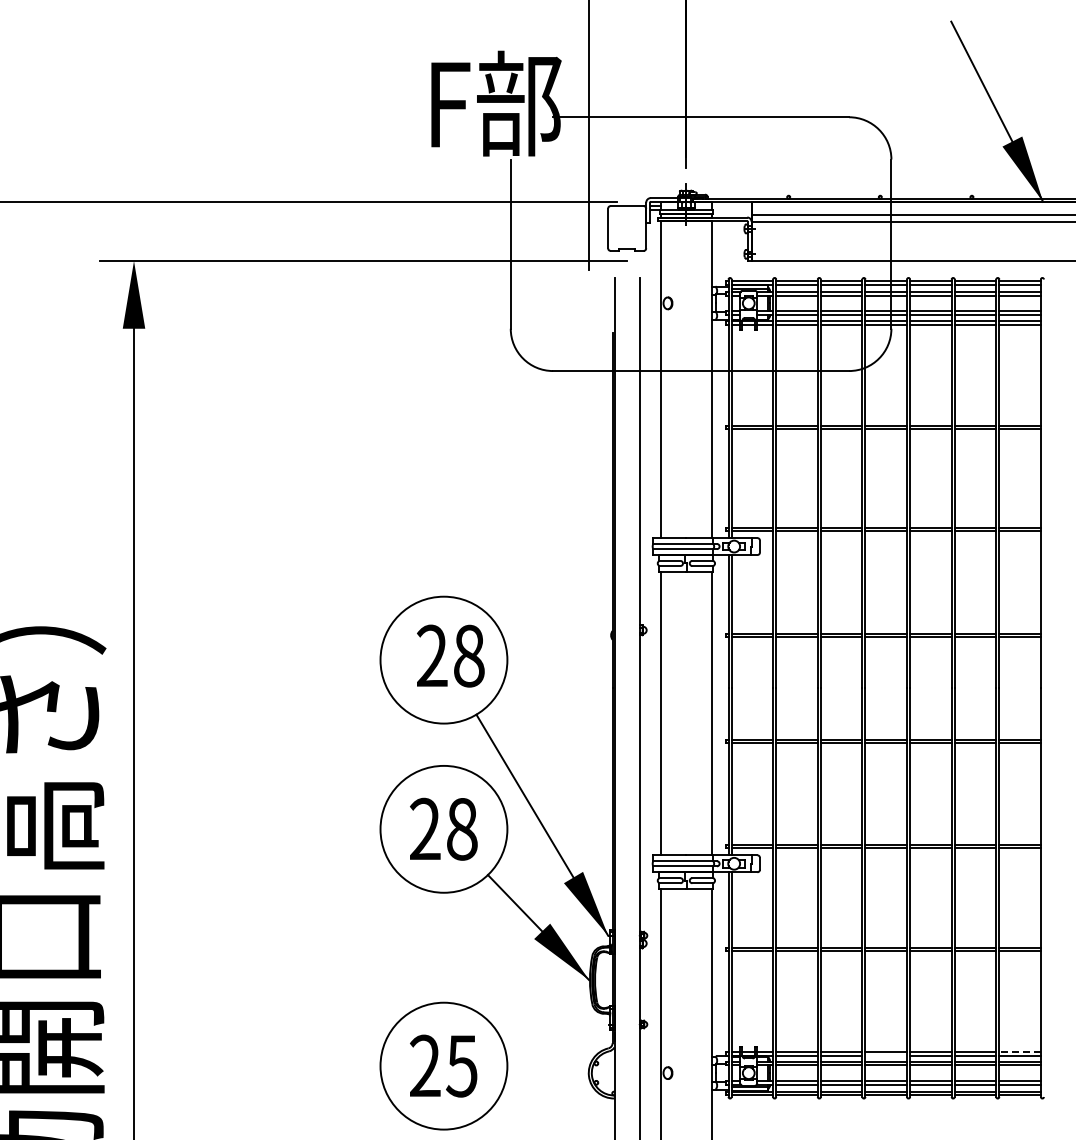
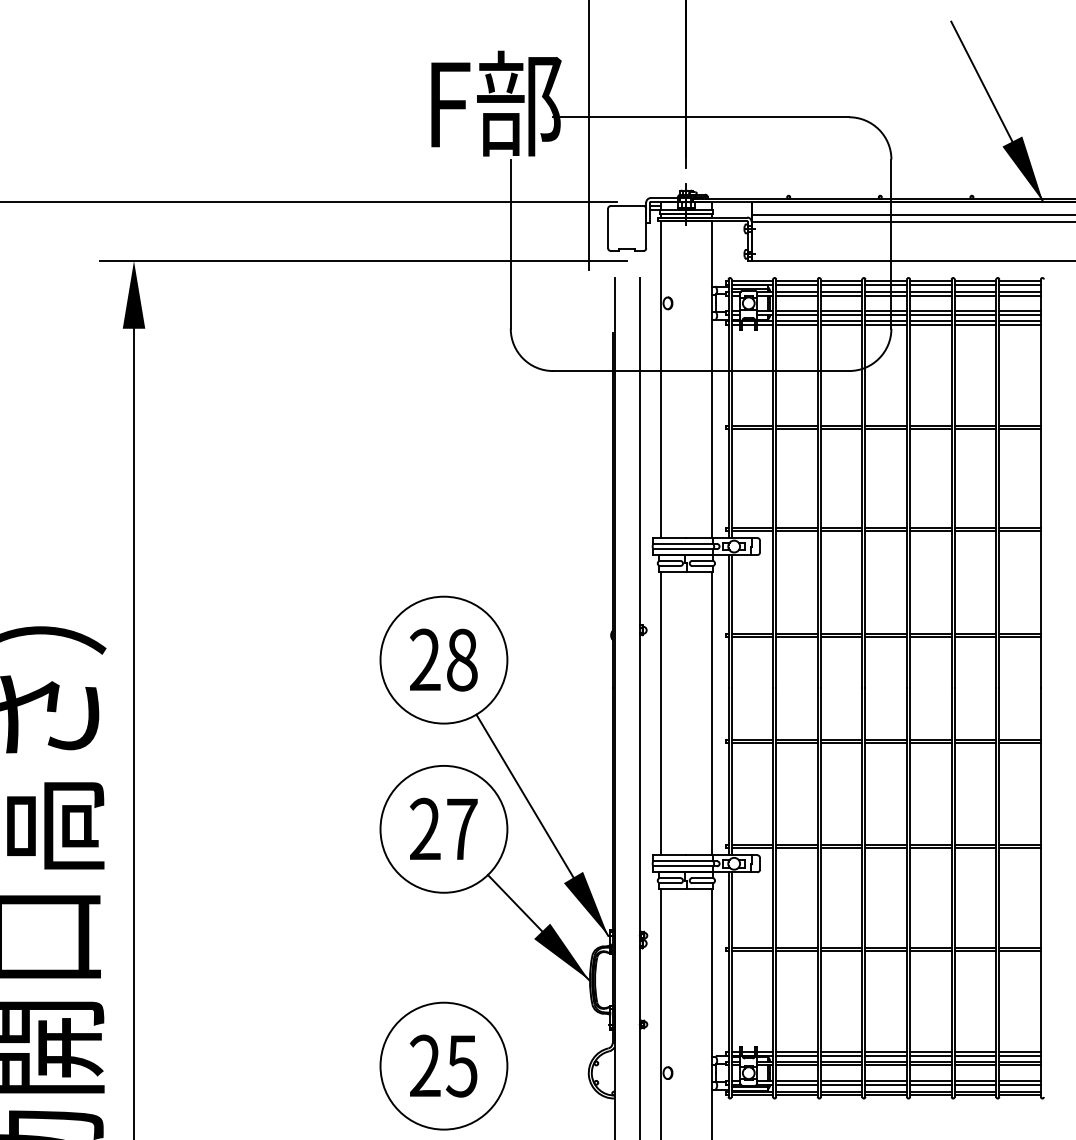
text position: (450, 655) -> (443, 659) (443, 659)
text: 28 -> 27 (462, 829)
line: dashed -> solid (1020, 1051)
line: none -> present (886, 1055)
